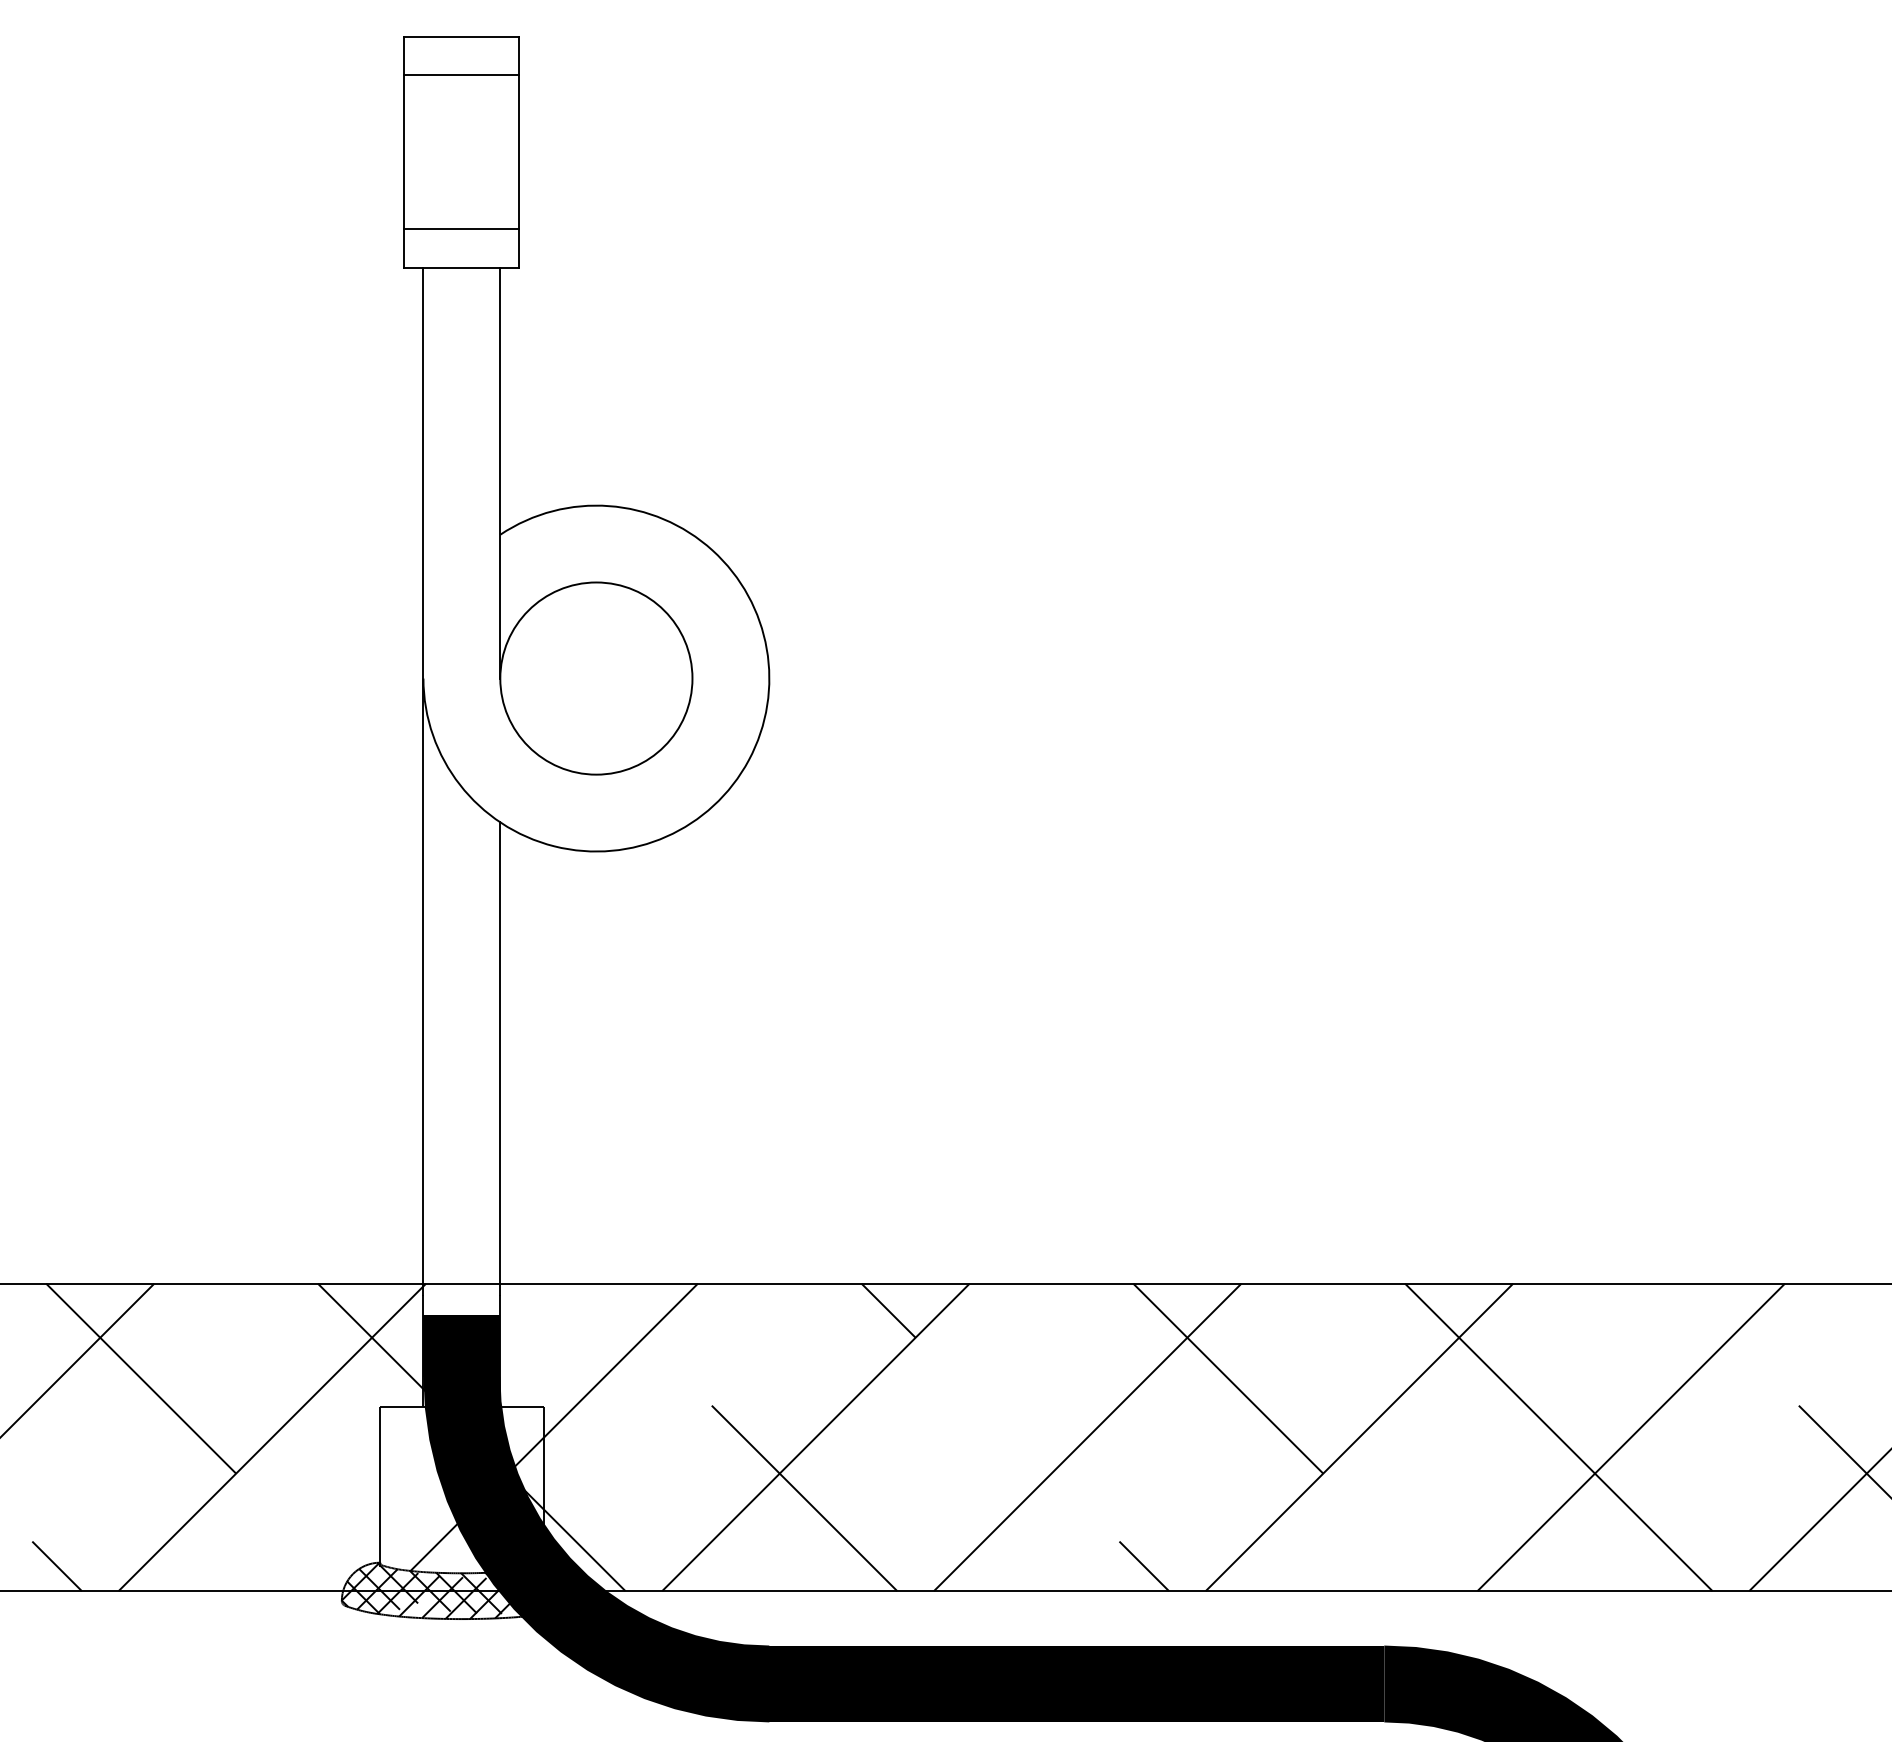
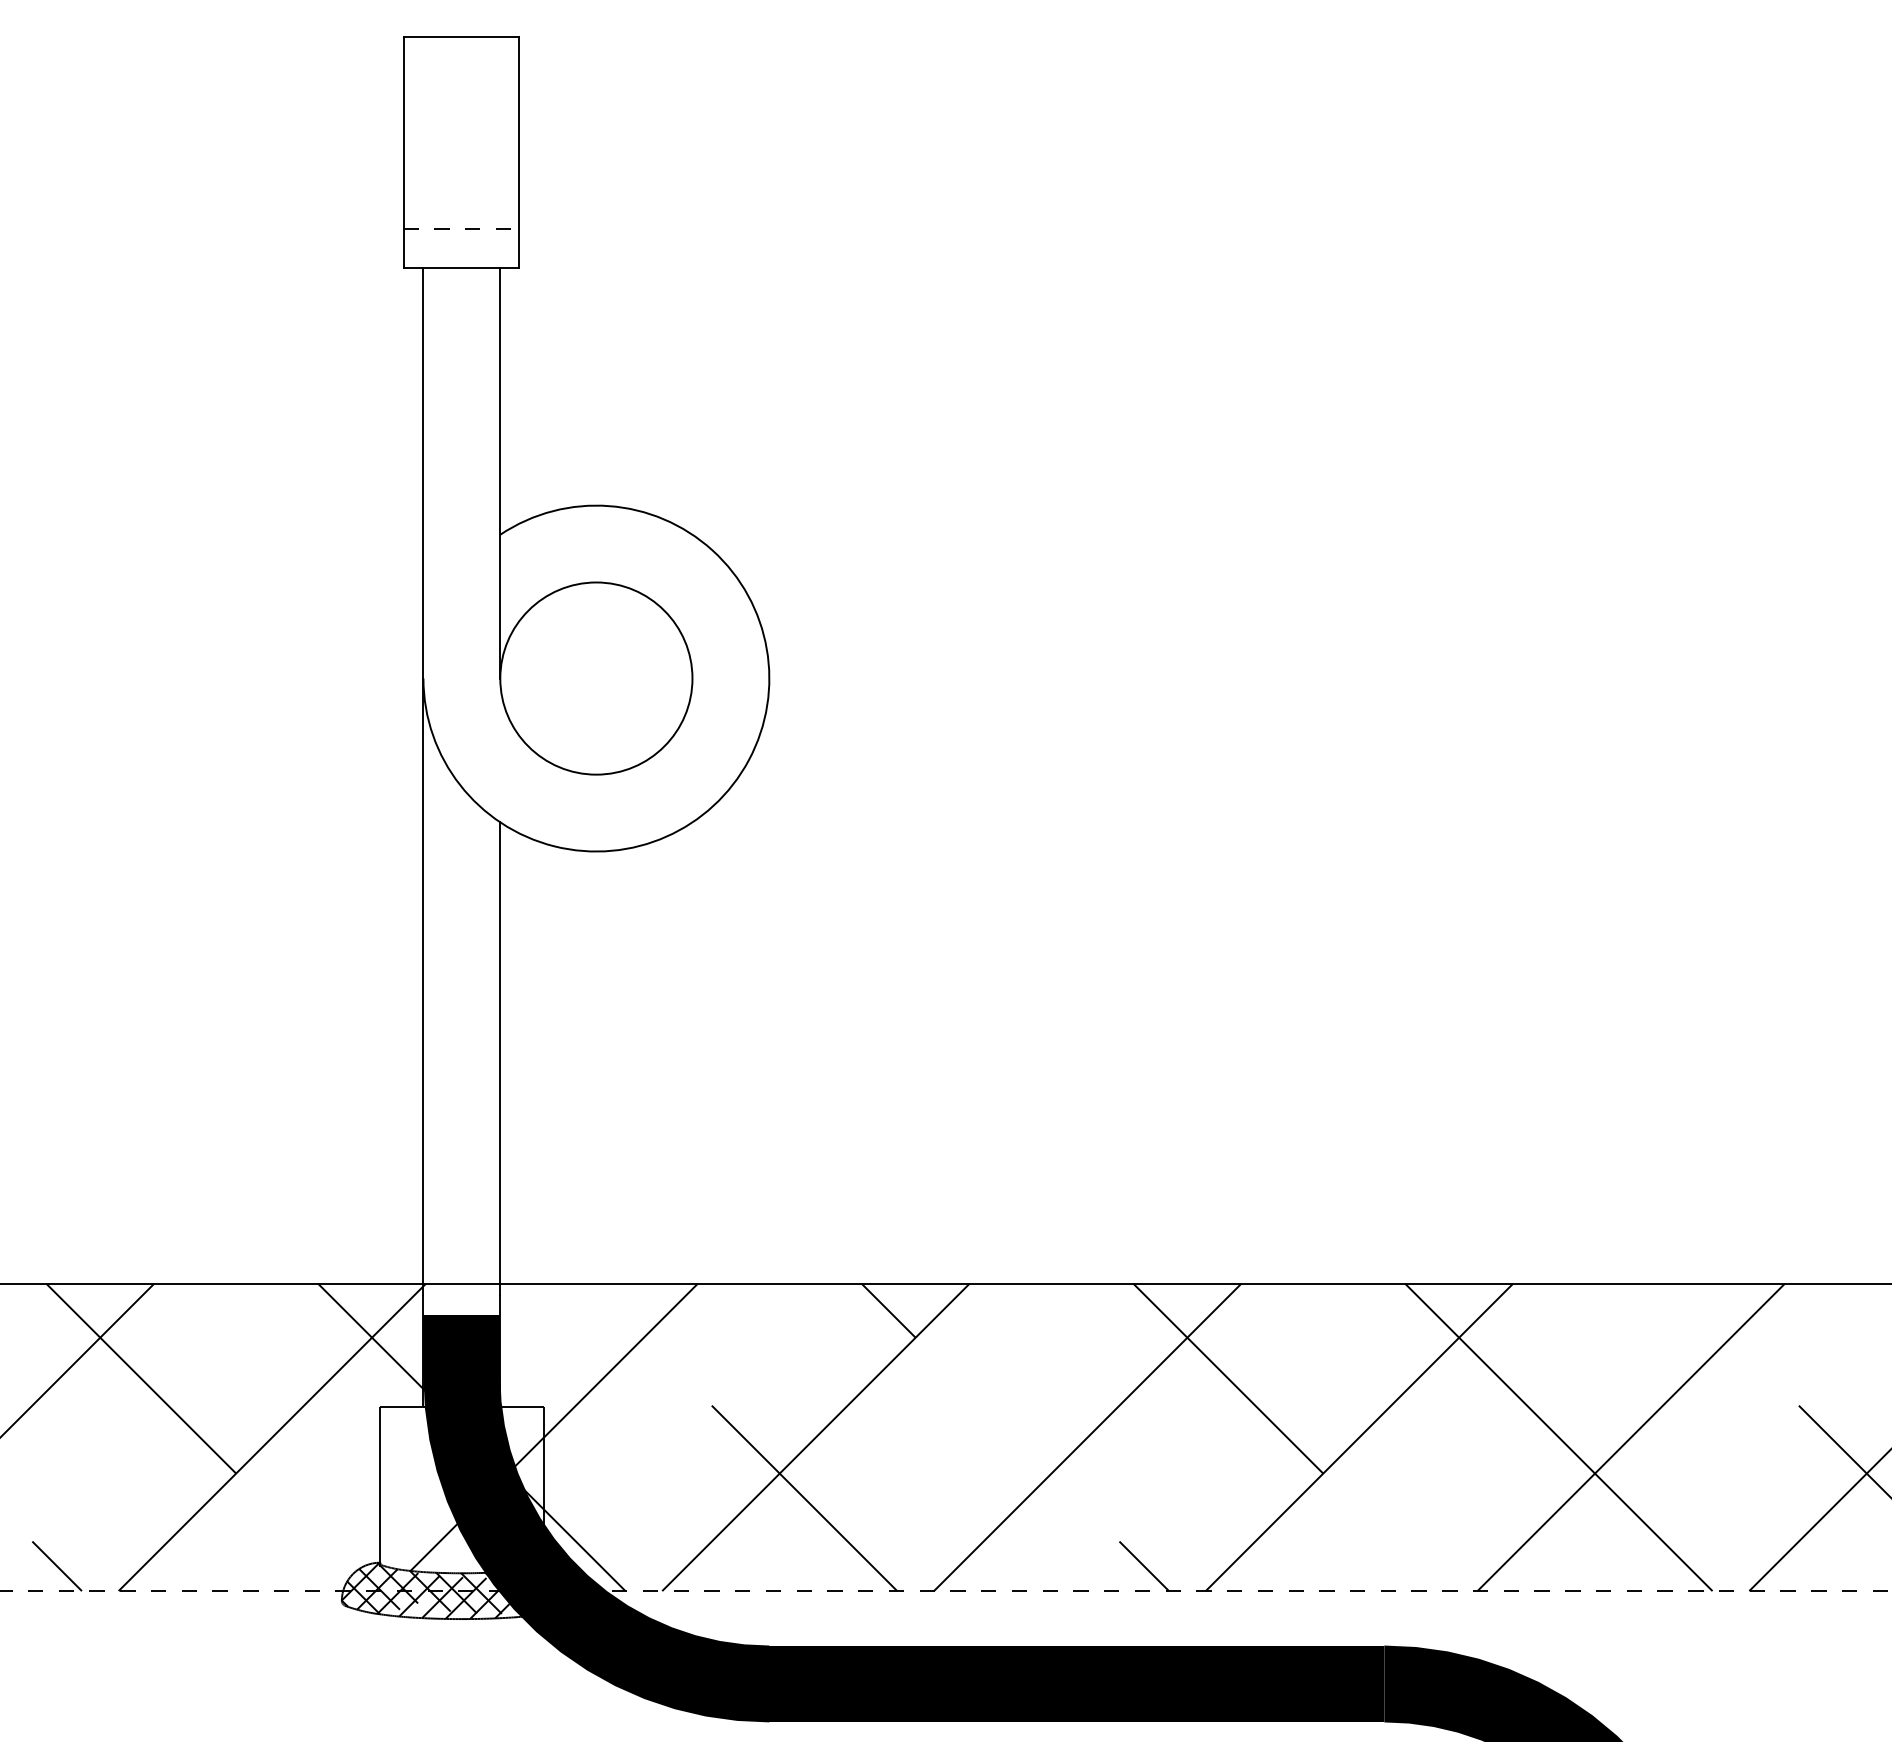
line: present -> none (460, 75)
line: solid -> dashed (461, 229)
line: solid -> dashed (945, 1591)
